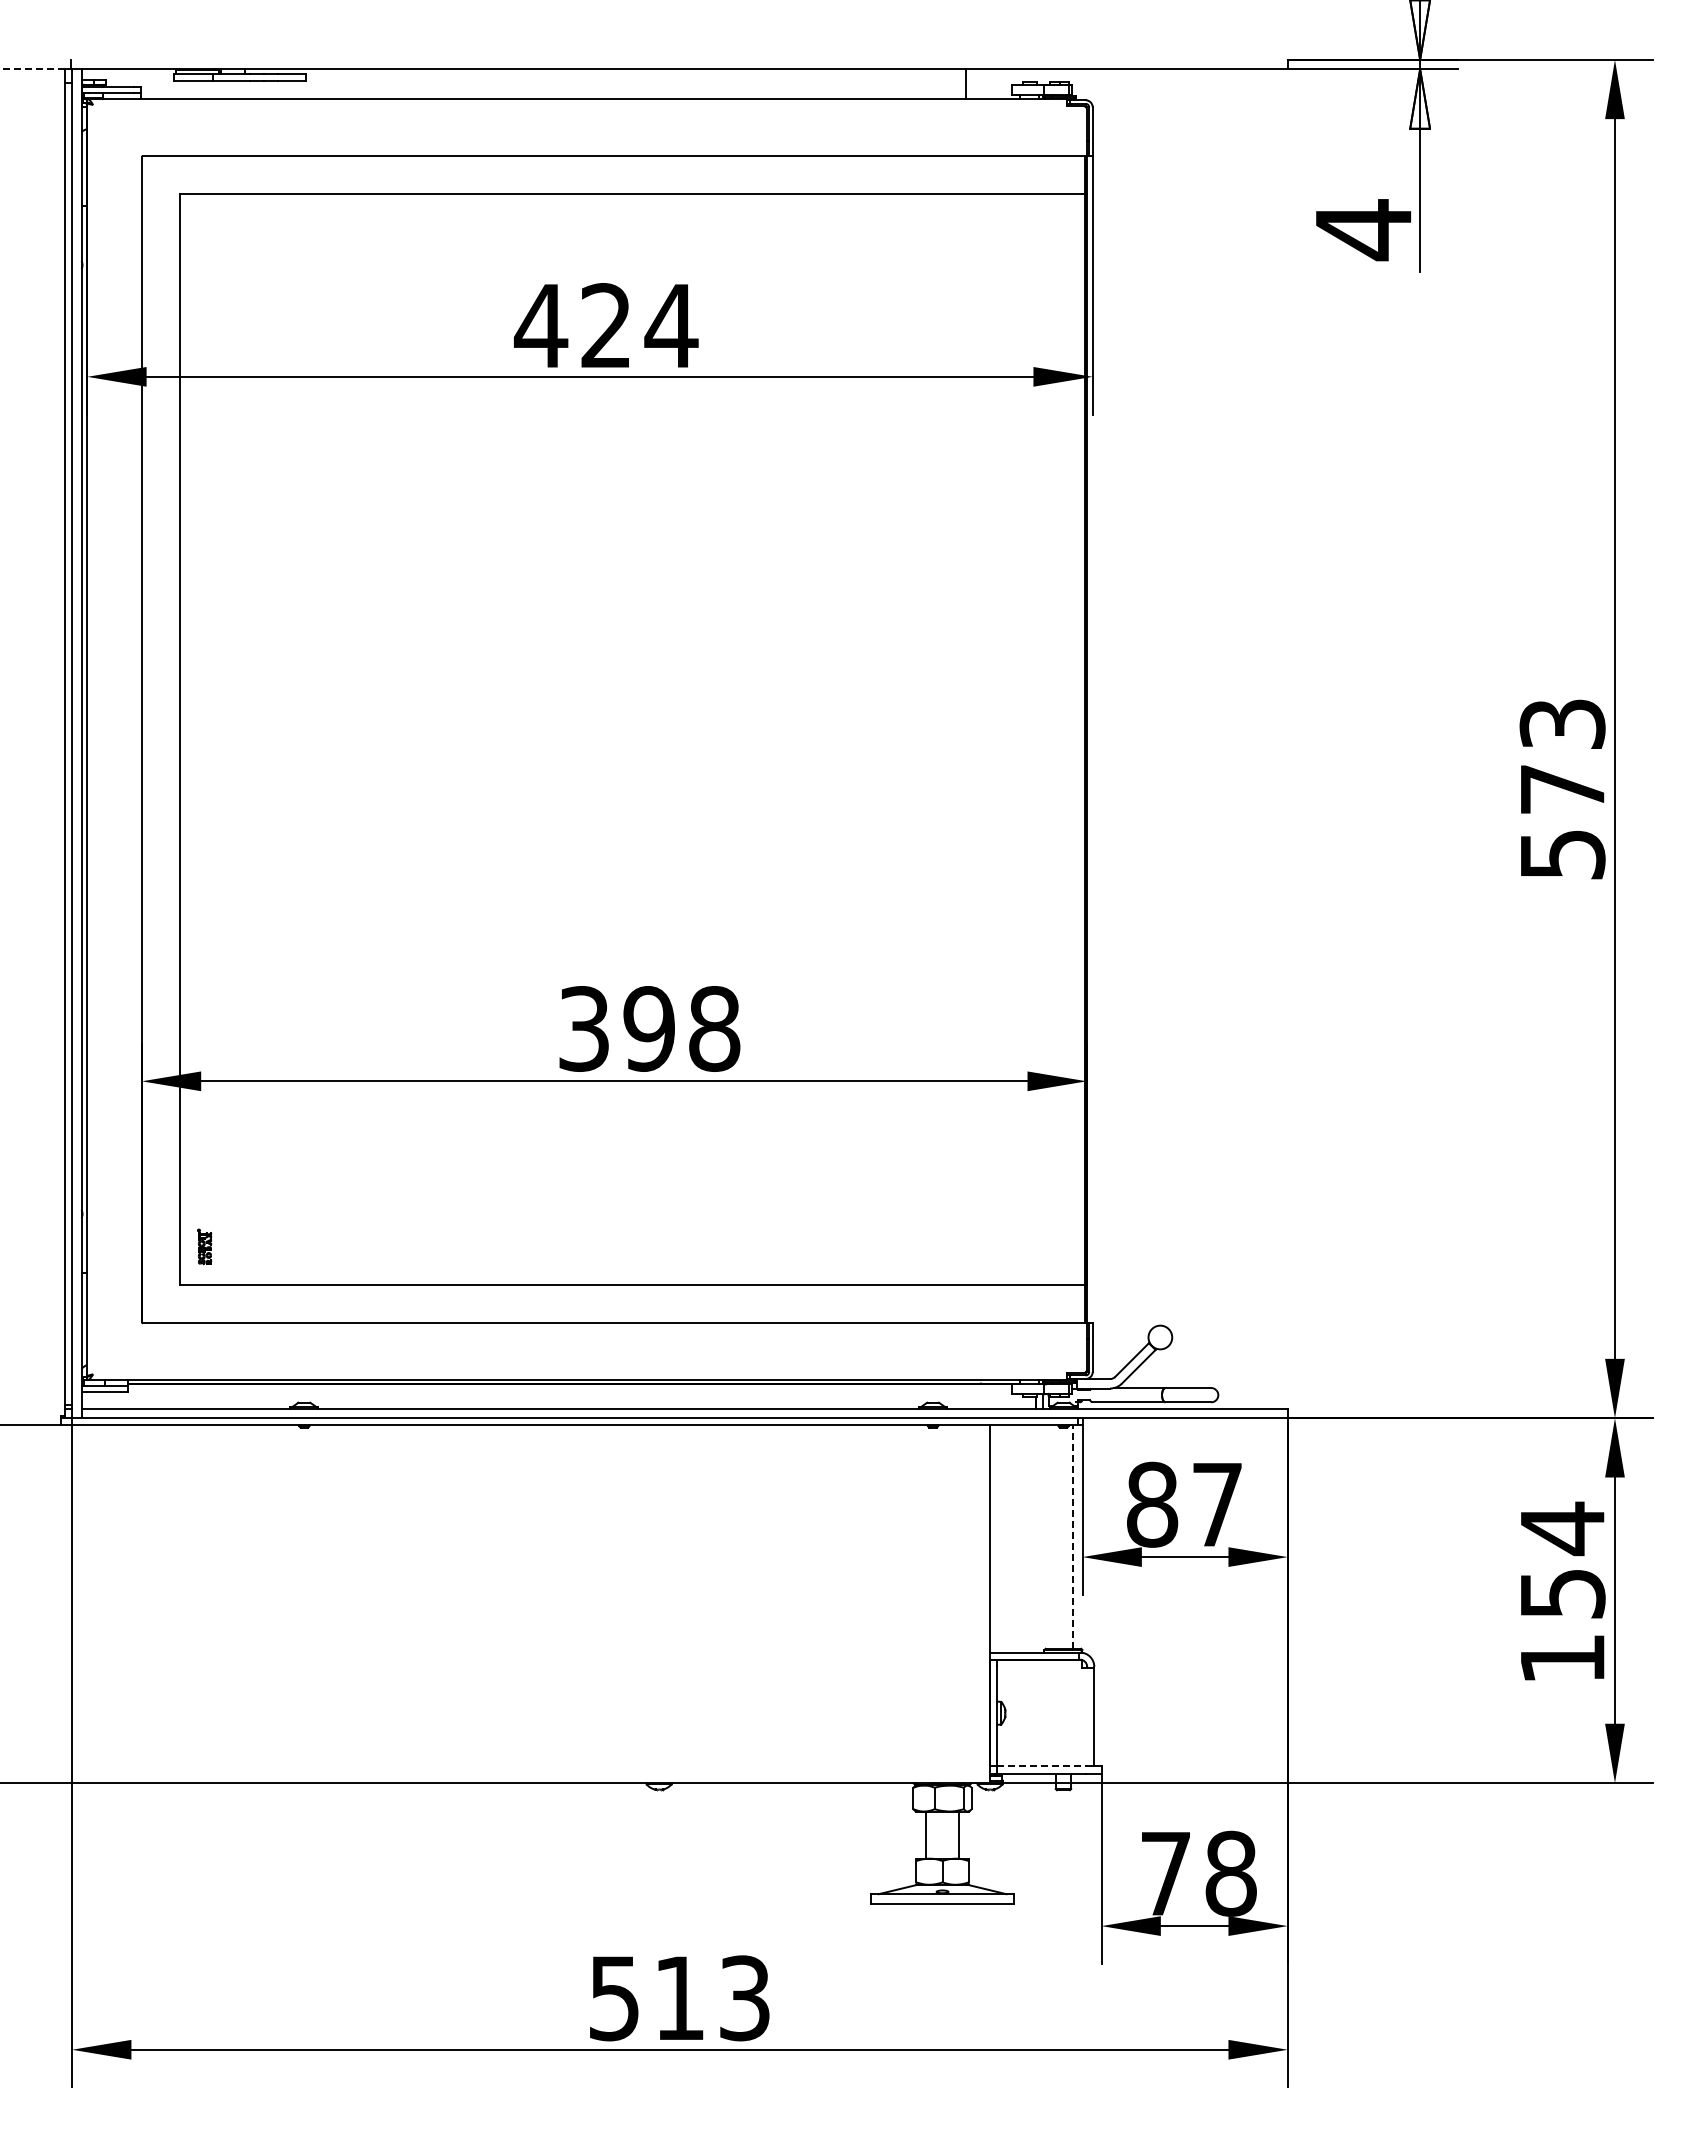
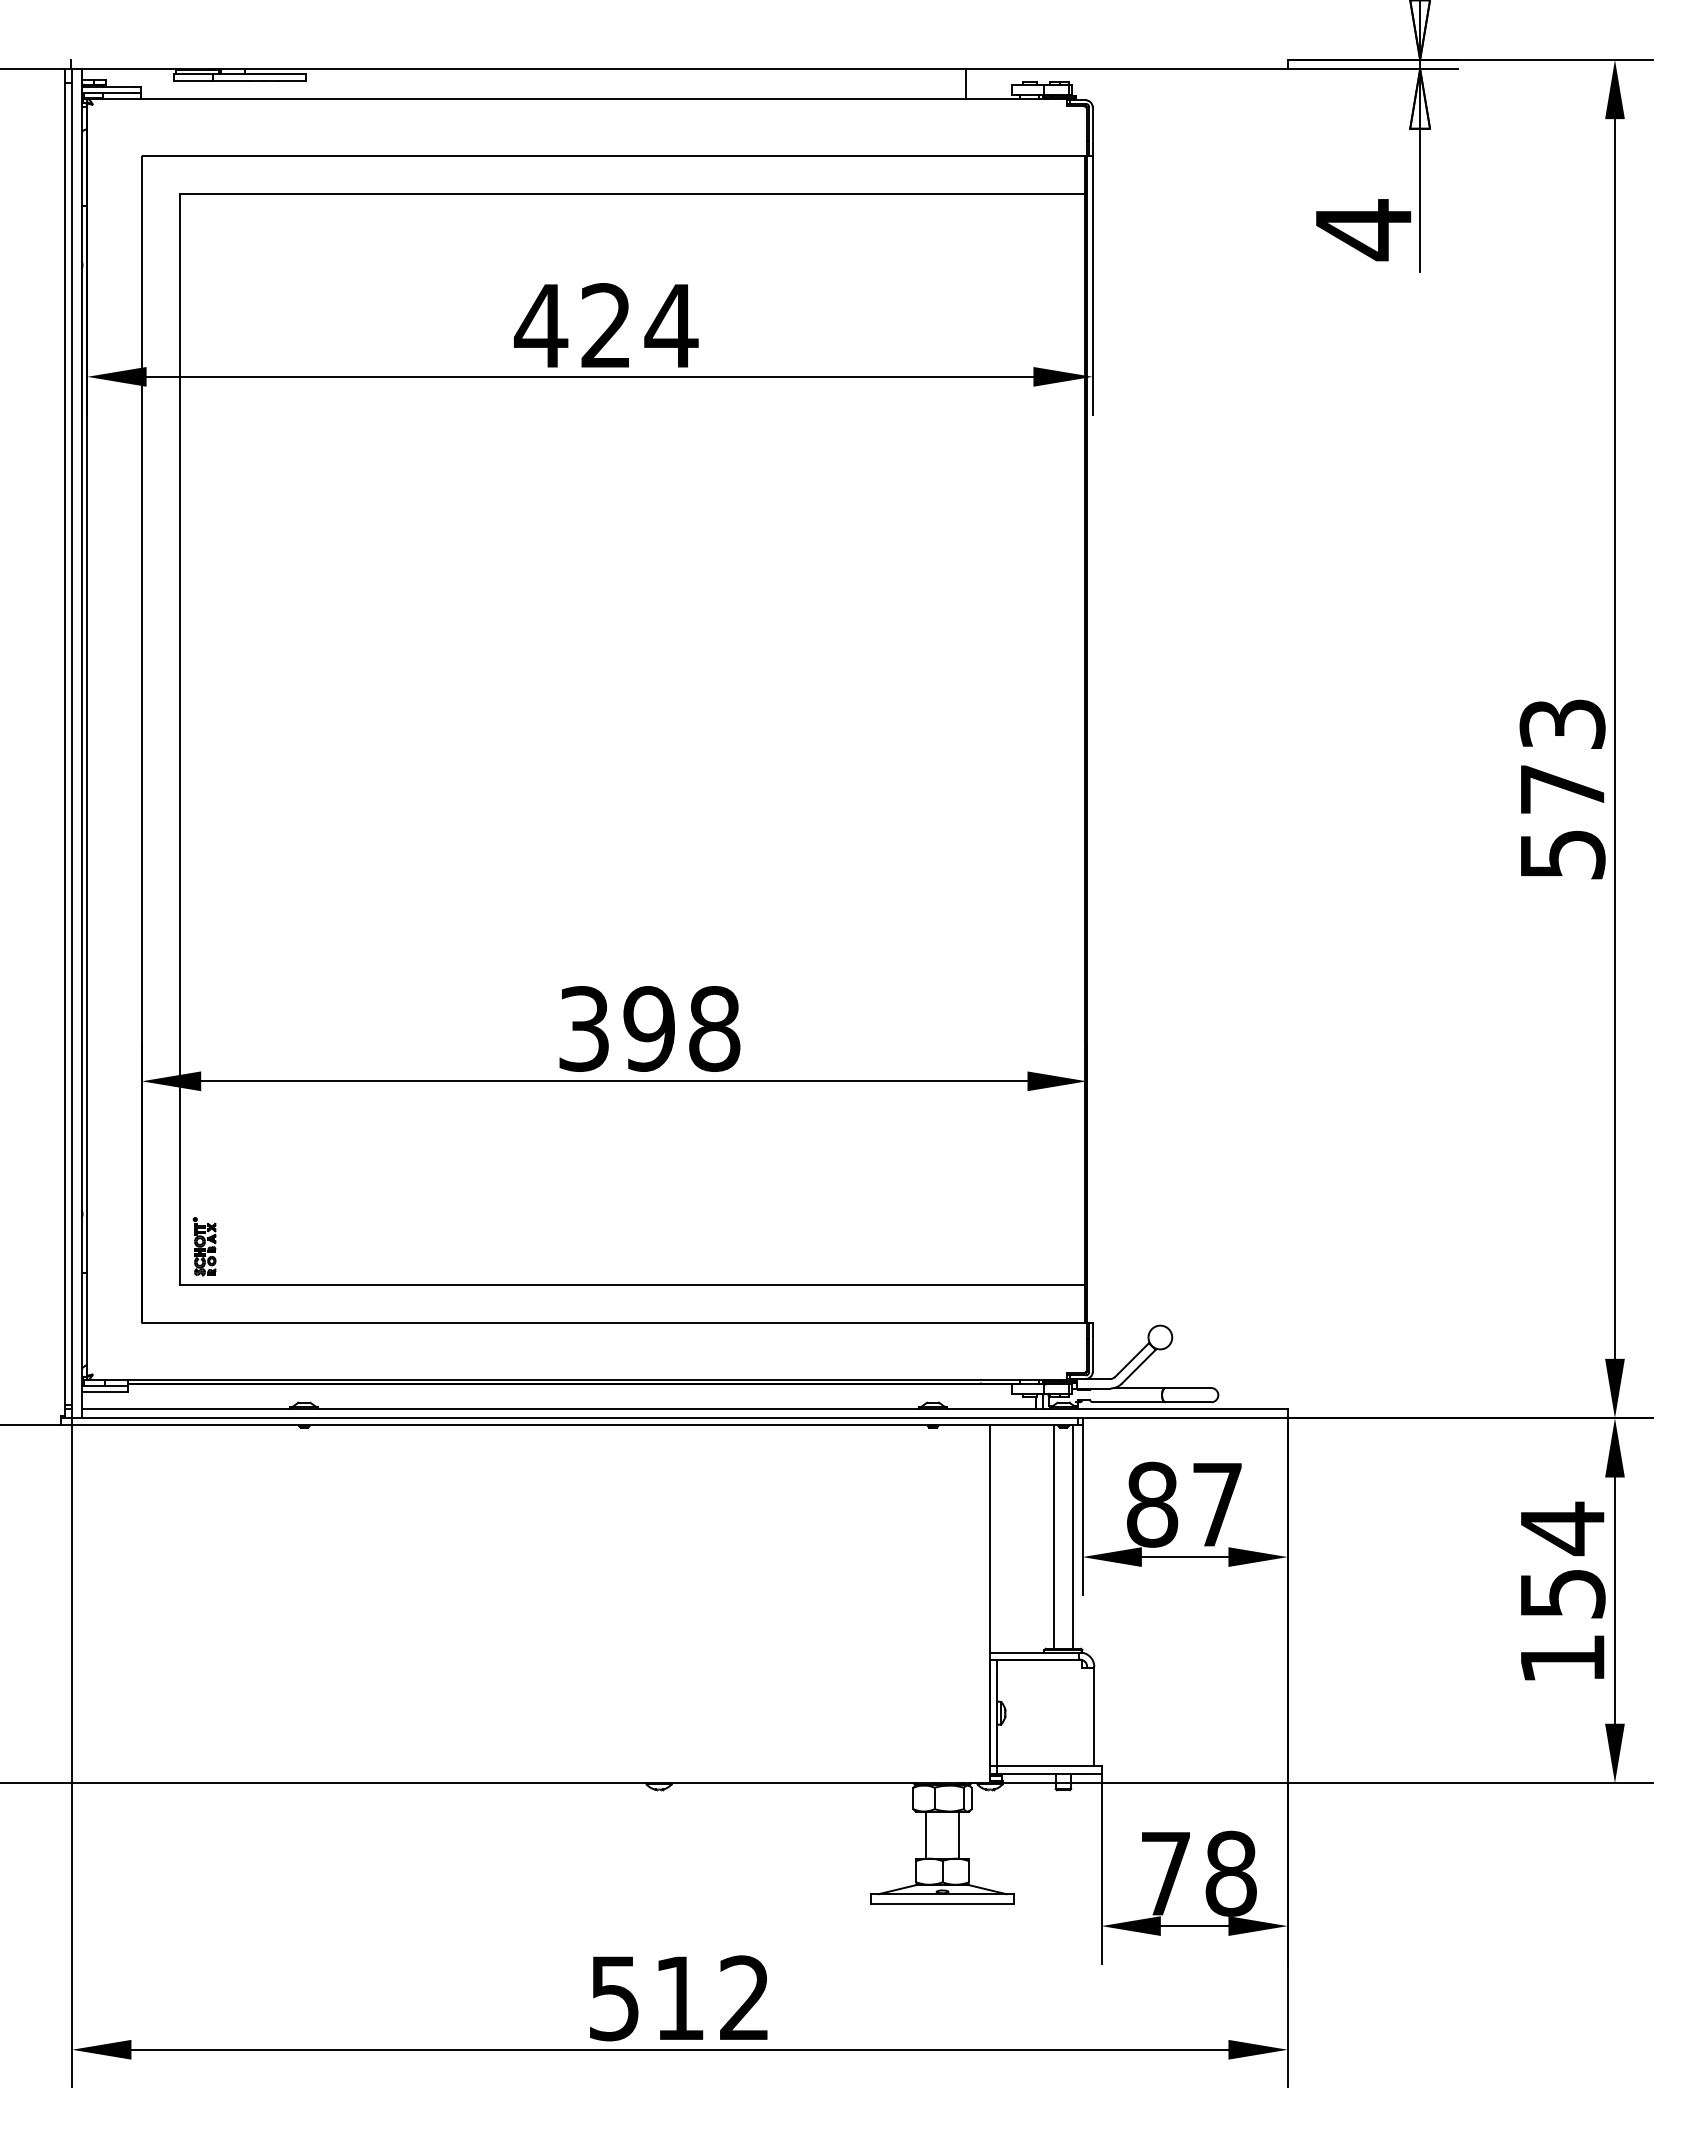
line: dashed -> solid (32, 69)
part size: 16x38 px -> 25x60 px (204, 1246)
line: none -> present (1053, 1536)
line: dashed -> solid (1072, 1537)
line: dashed -> solid (1042, 1766)
text: 513 -> 512 (744, 1998)
